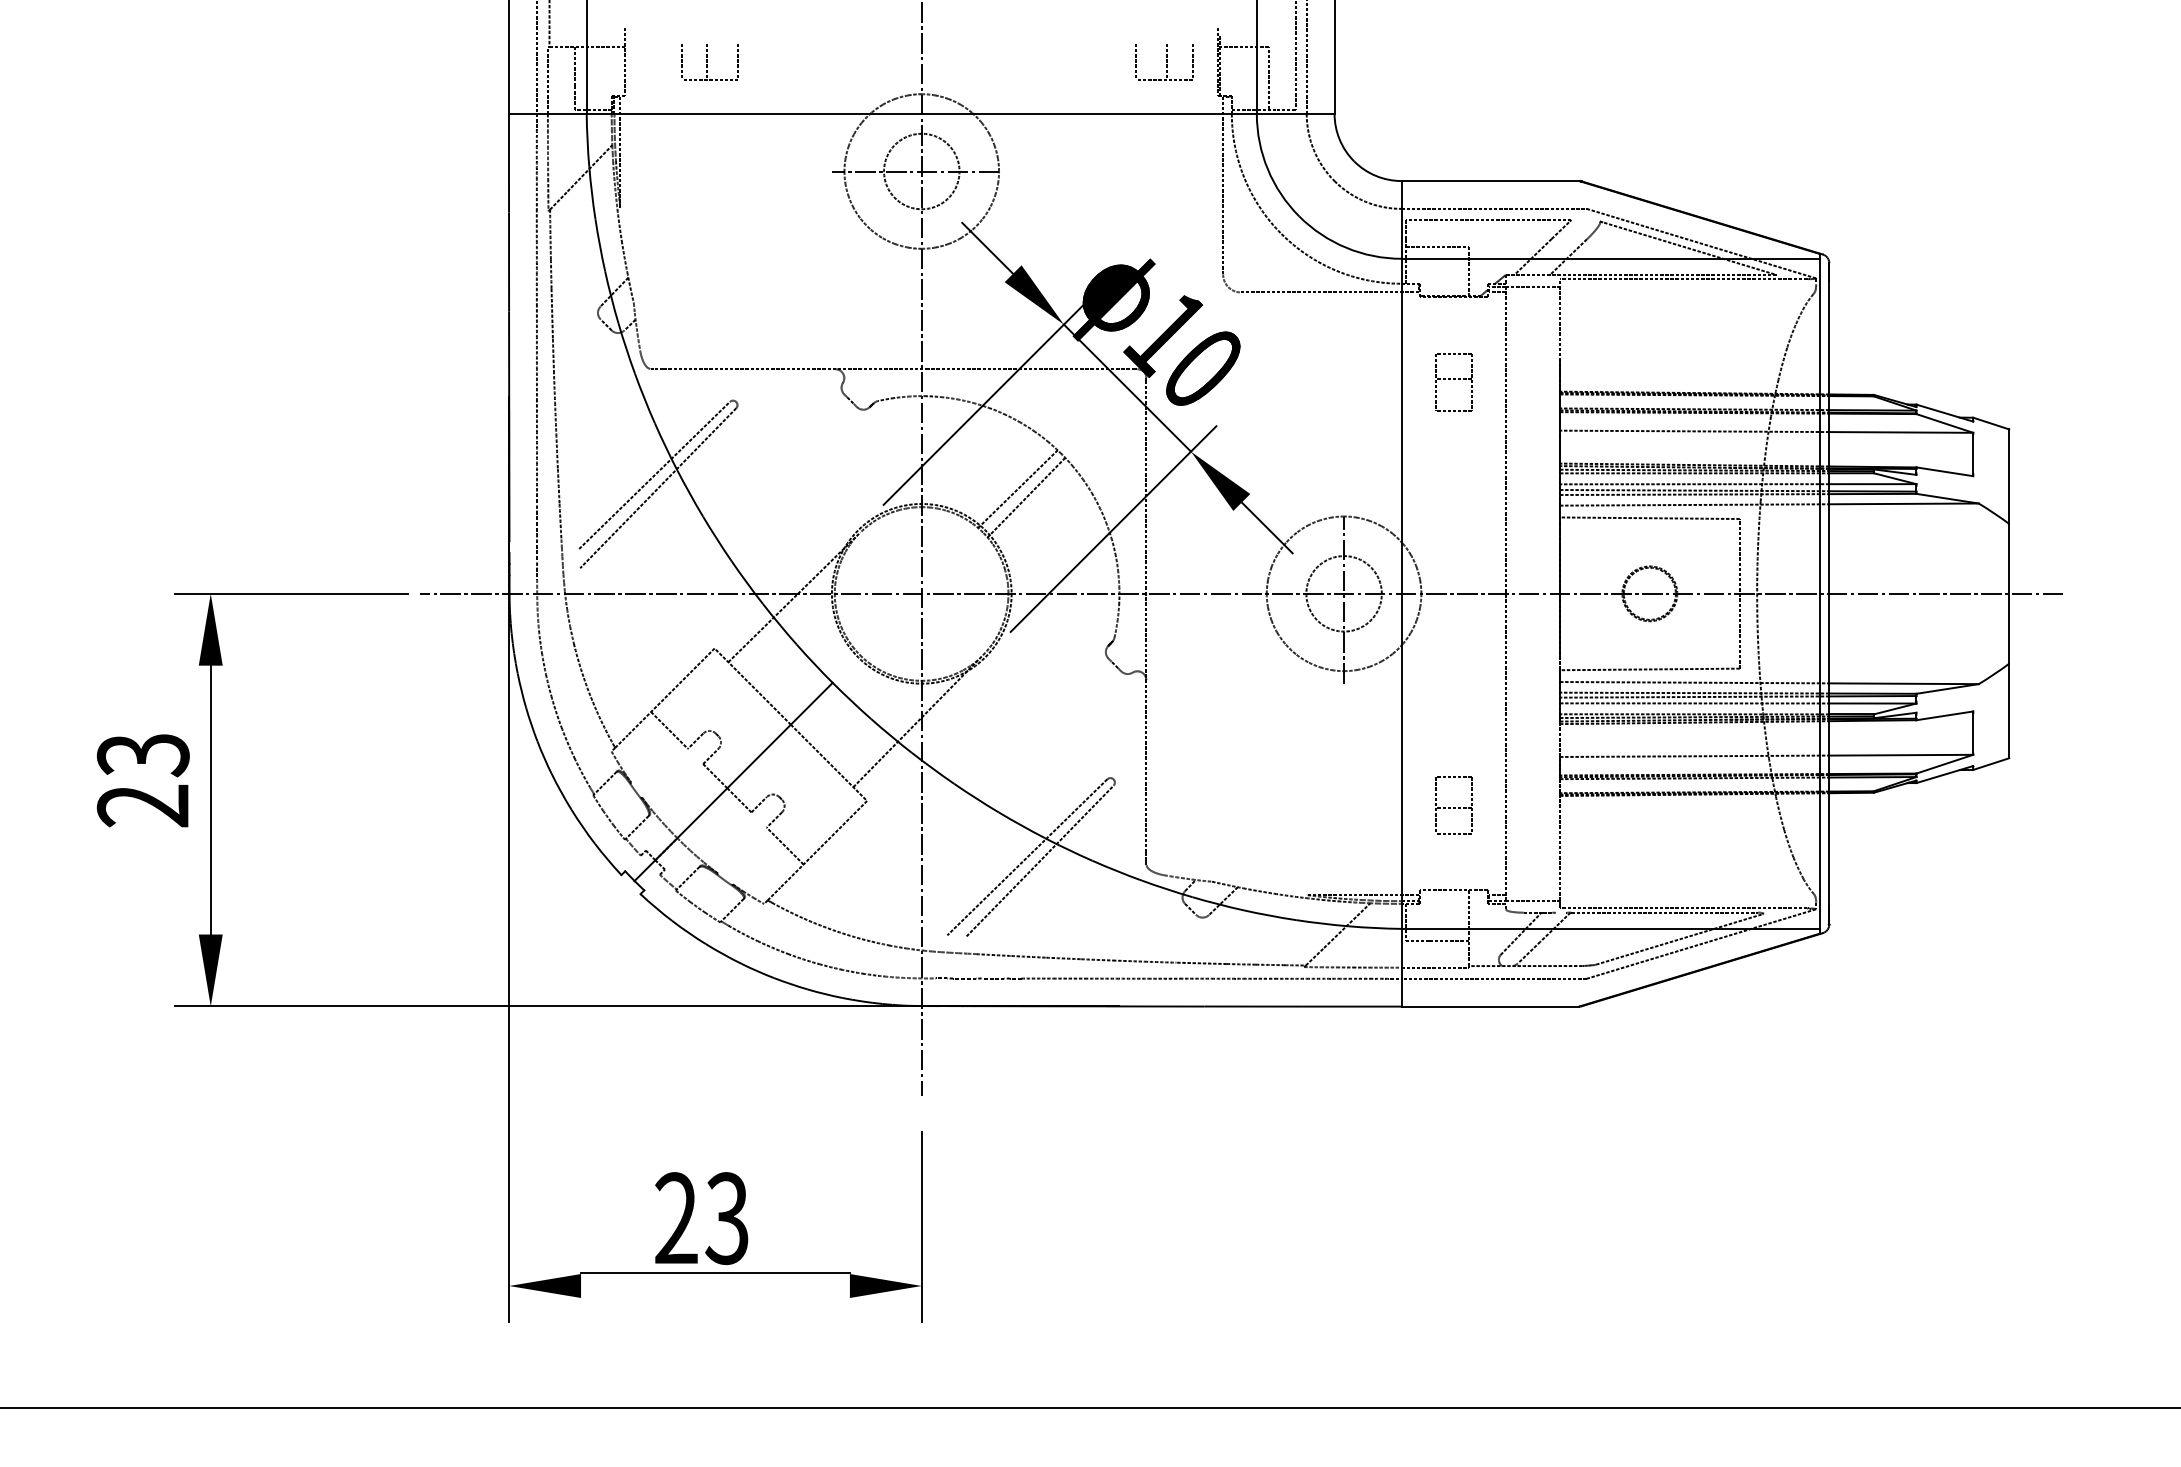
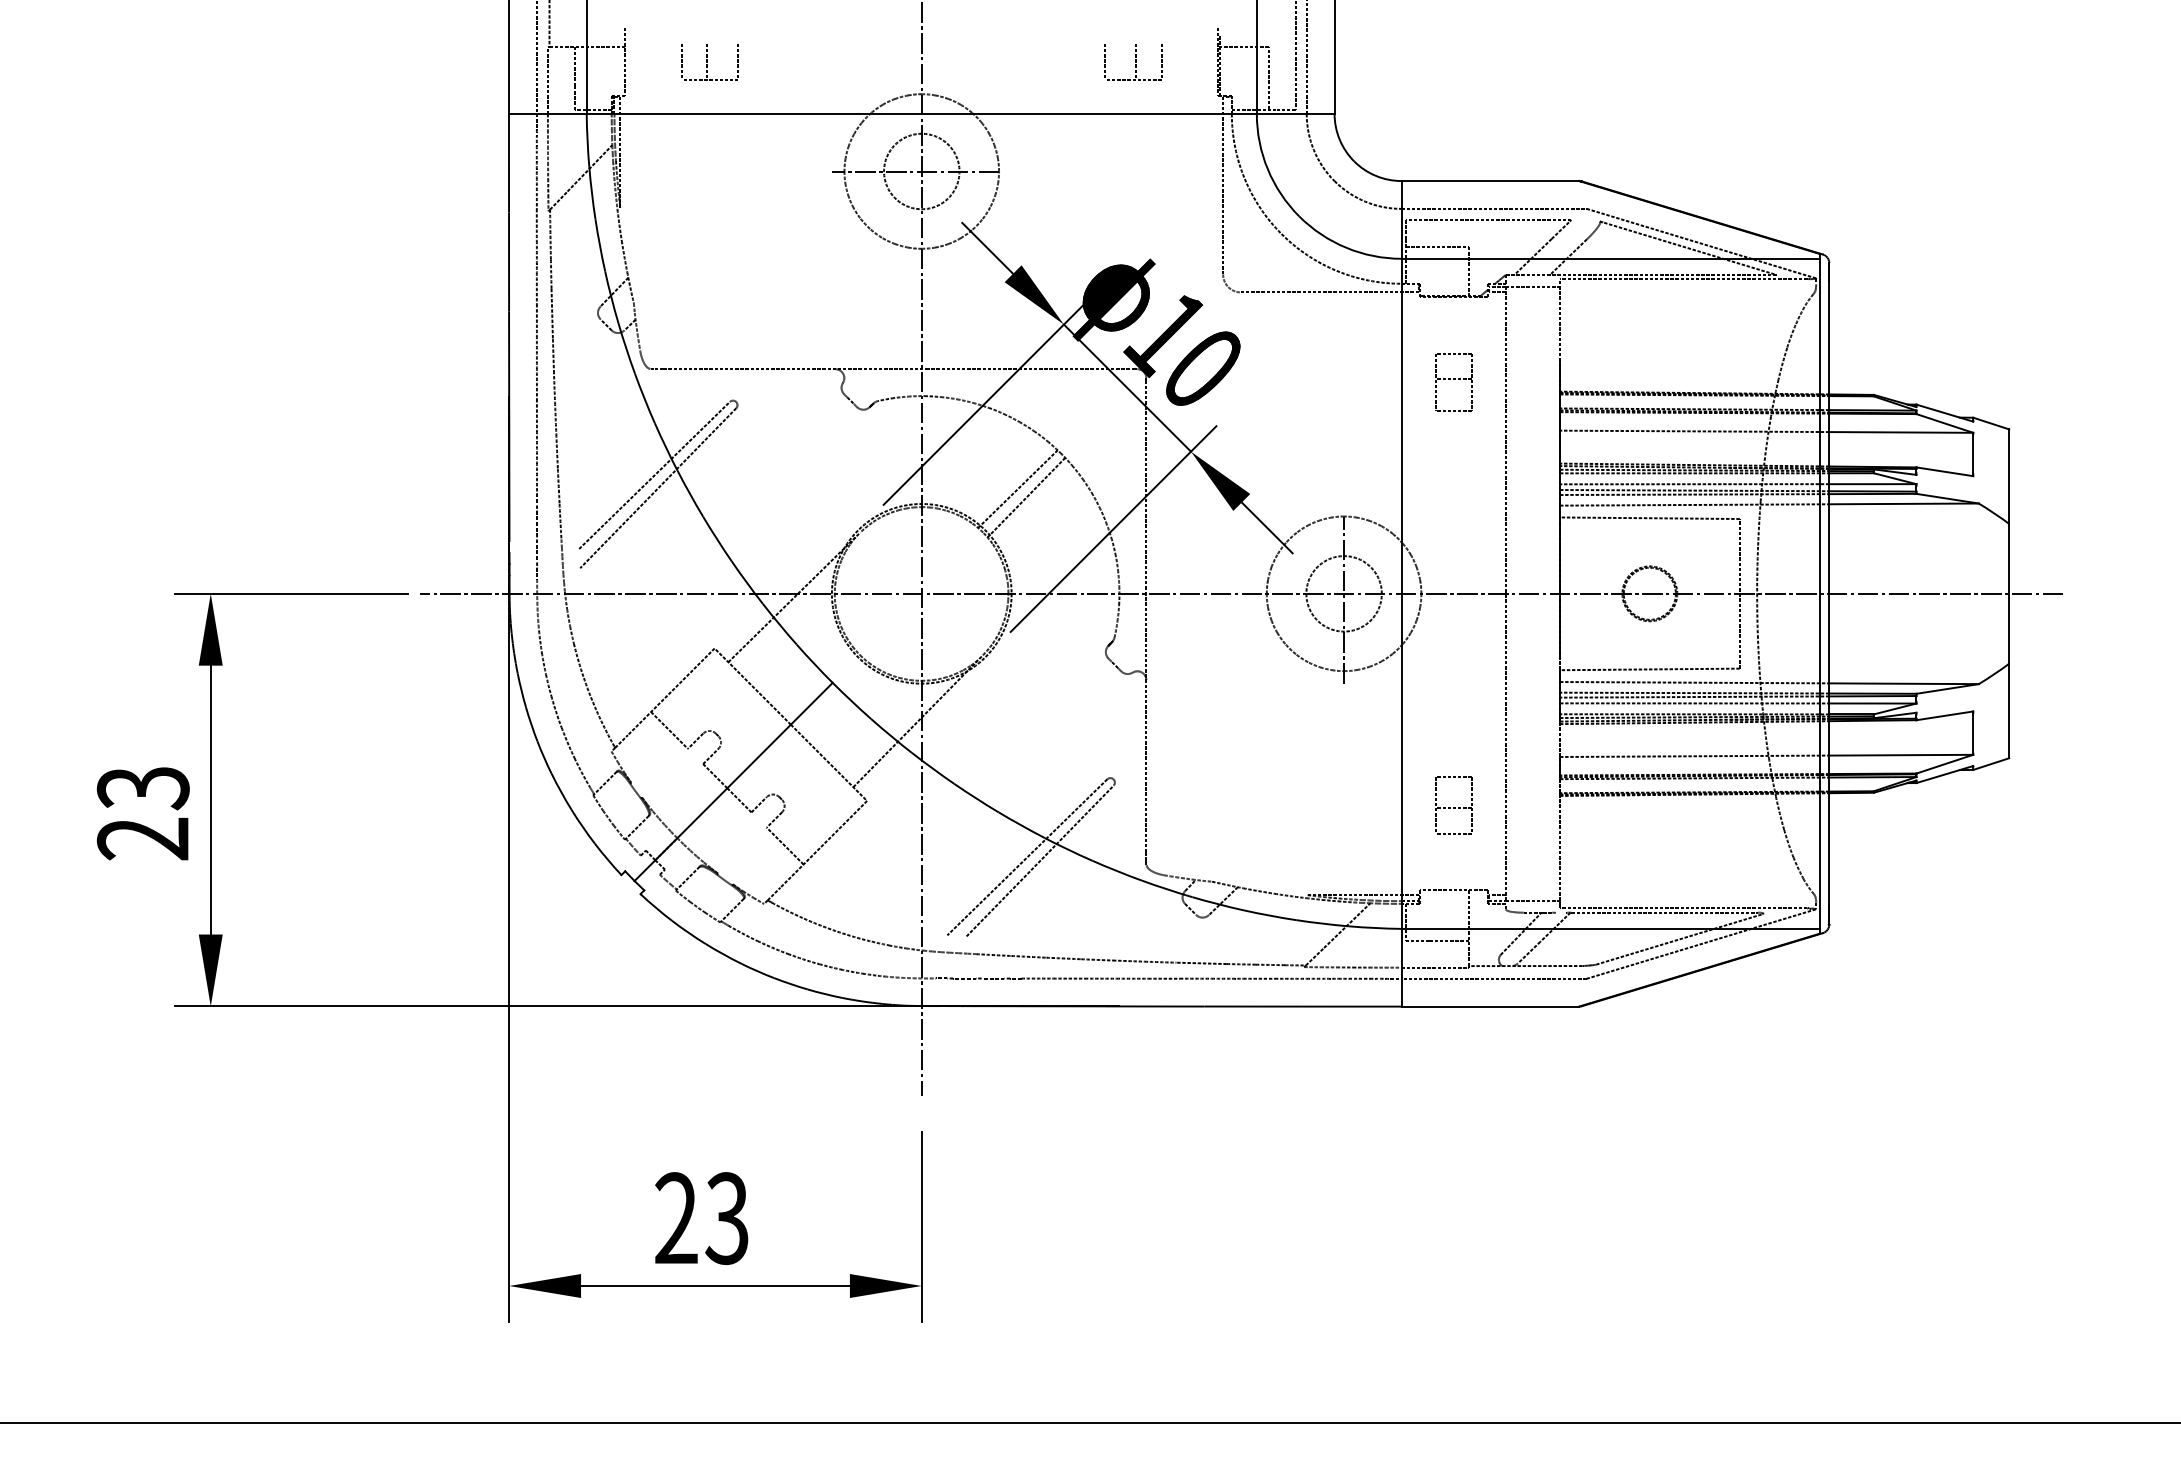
part position: (1164, 62) -> (1133, 62) (1133, 62)
text position: (142, 780) -> (142, 813) (142, 813)
line position: (715, 1272) -> (715, 1285) (715, 1285)
line position: (1089, 1408) -> (1089, 1423) (1089, 1423)
